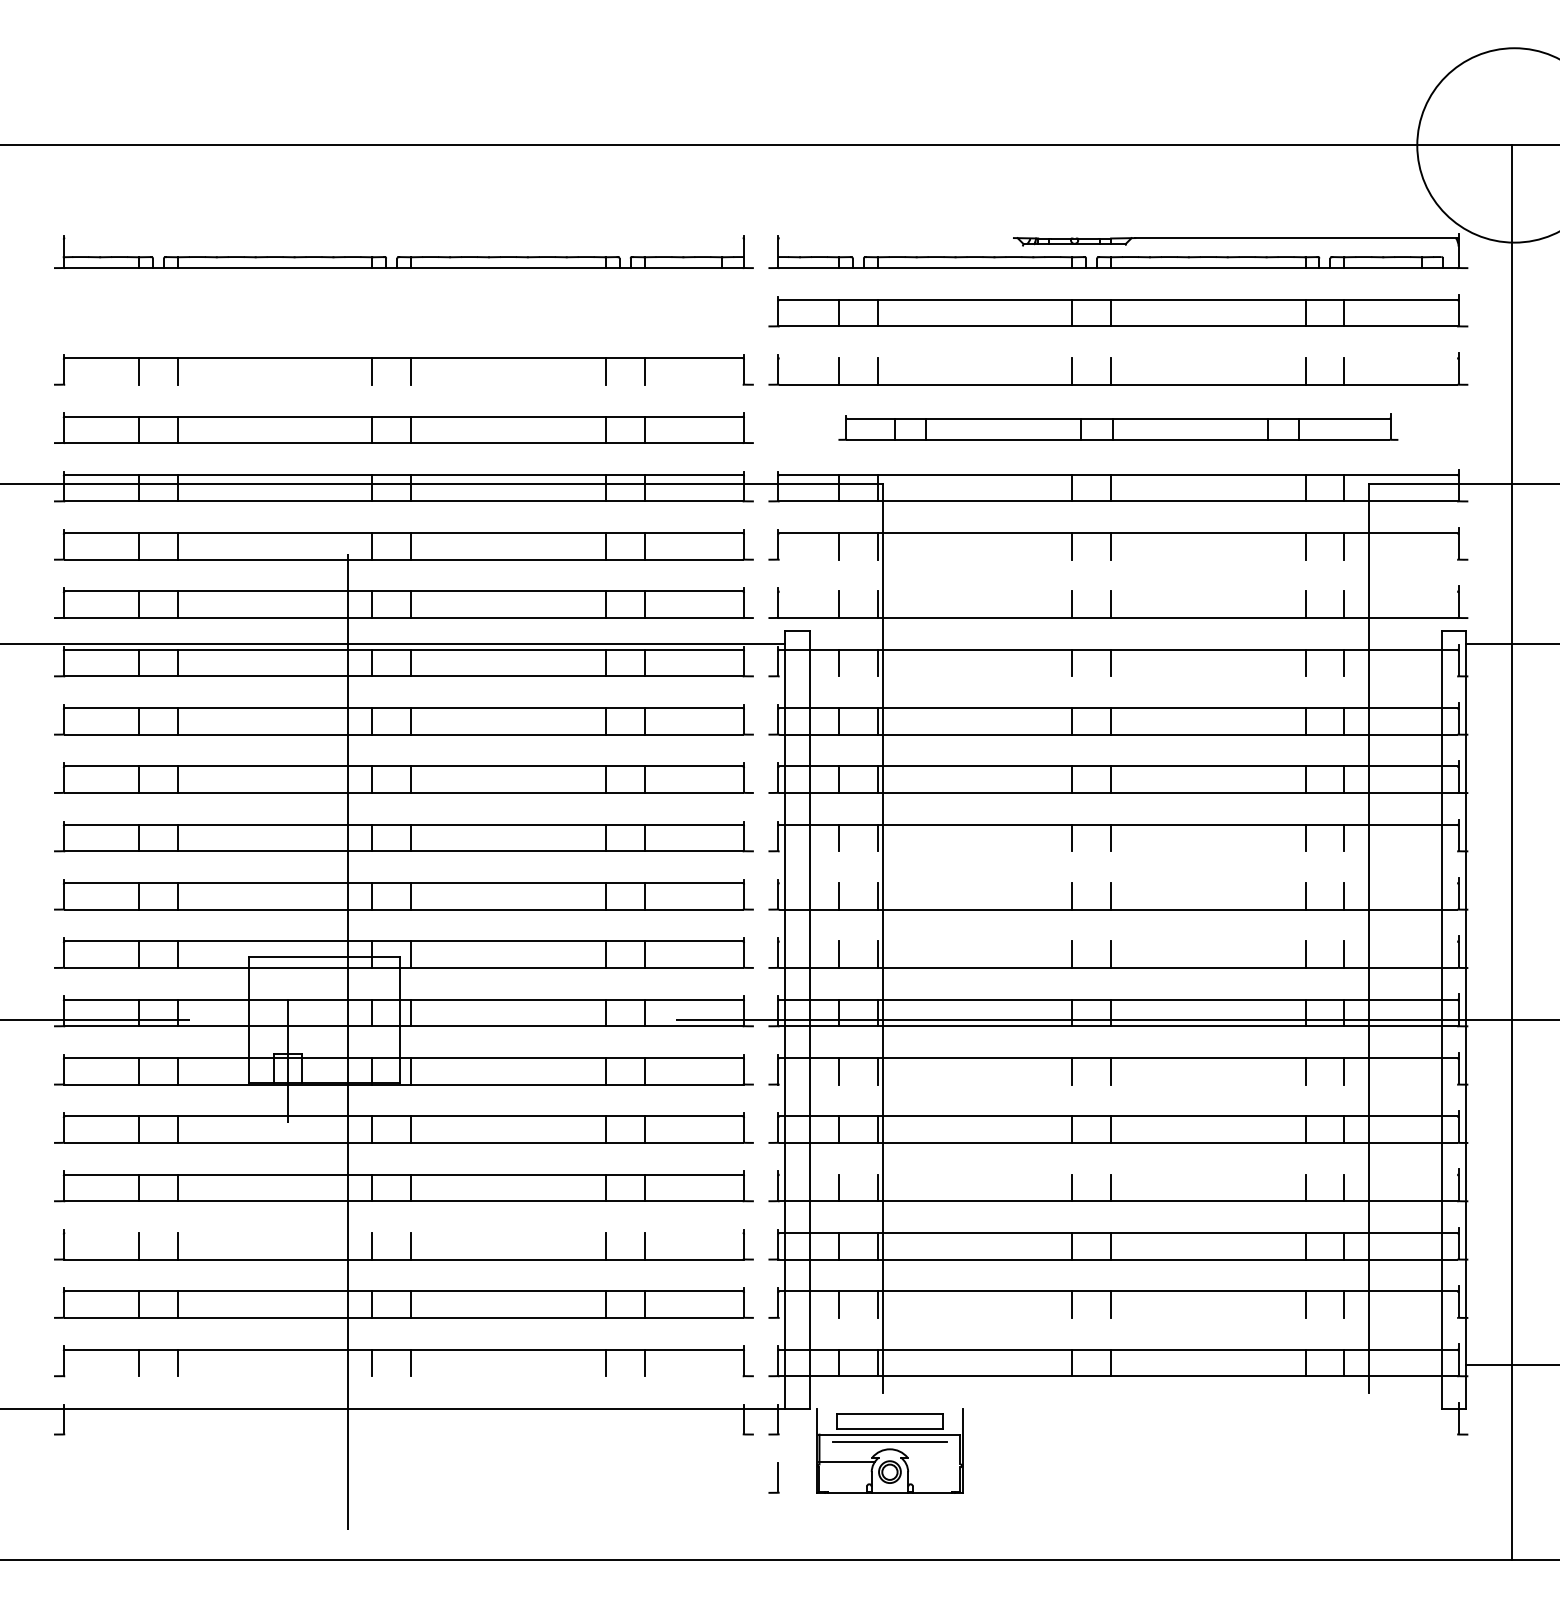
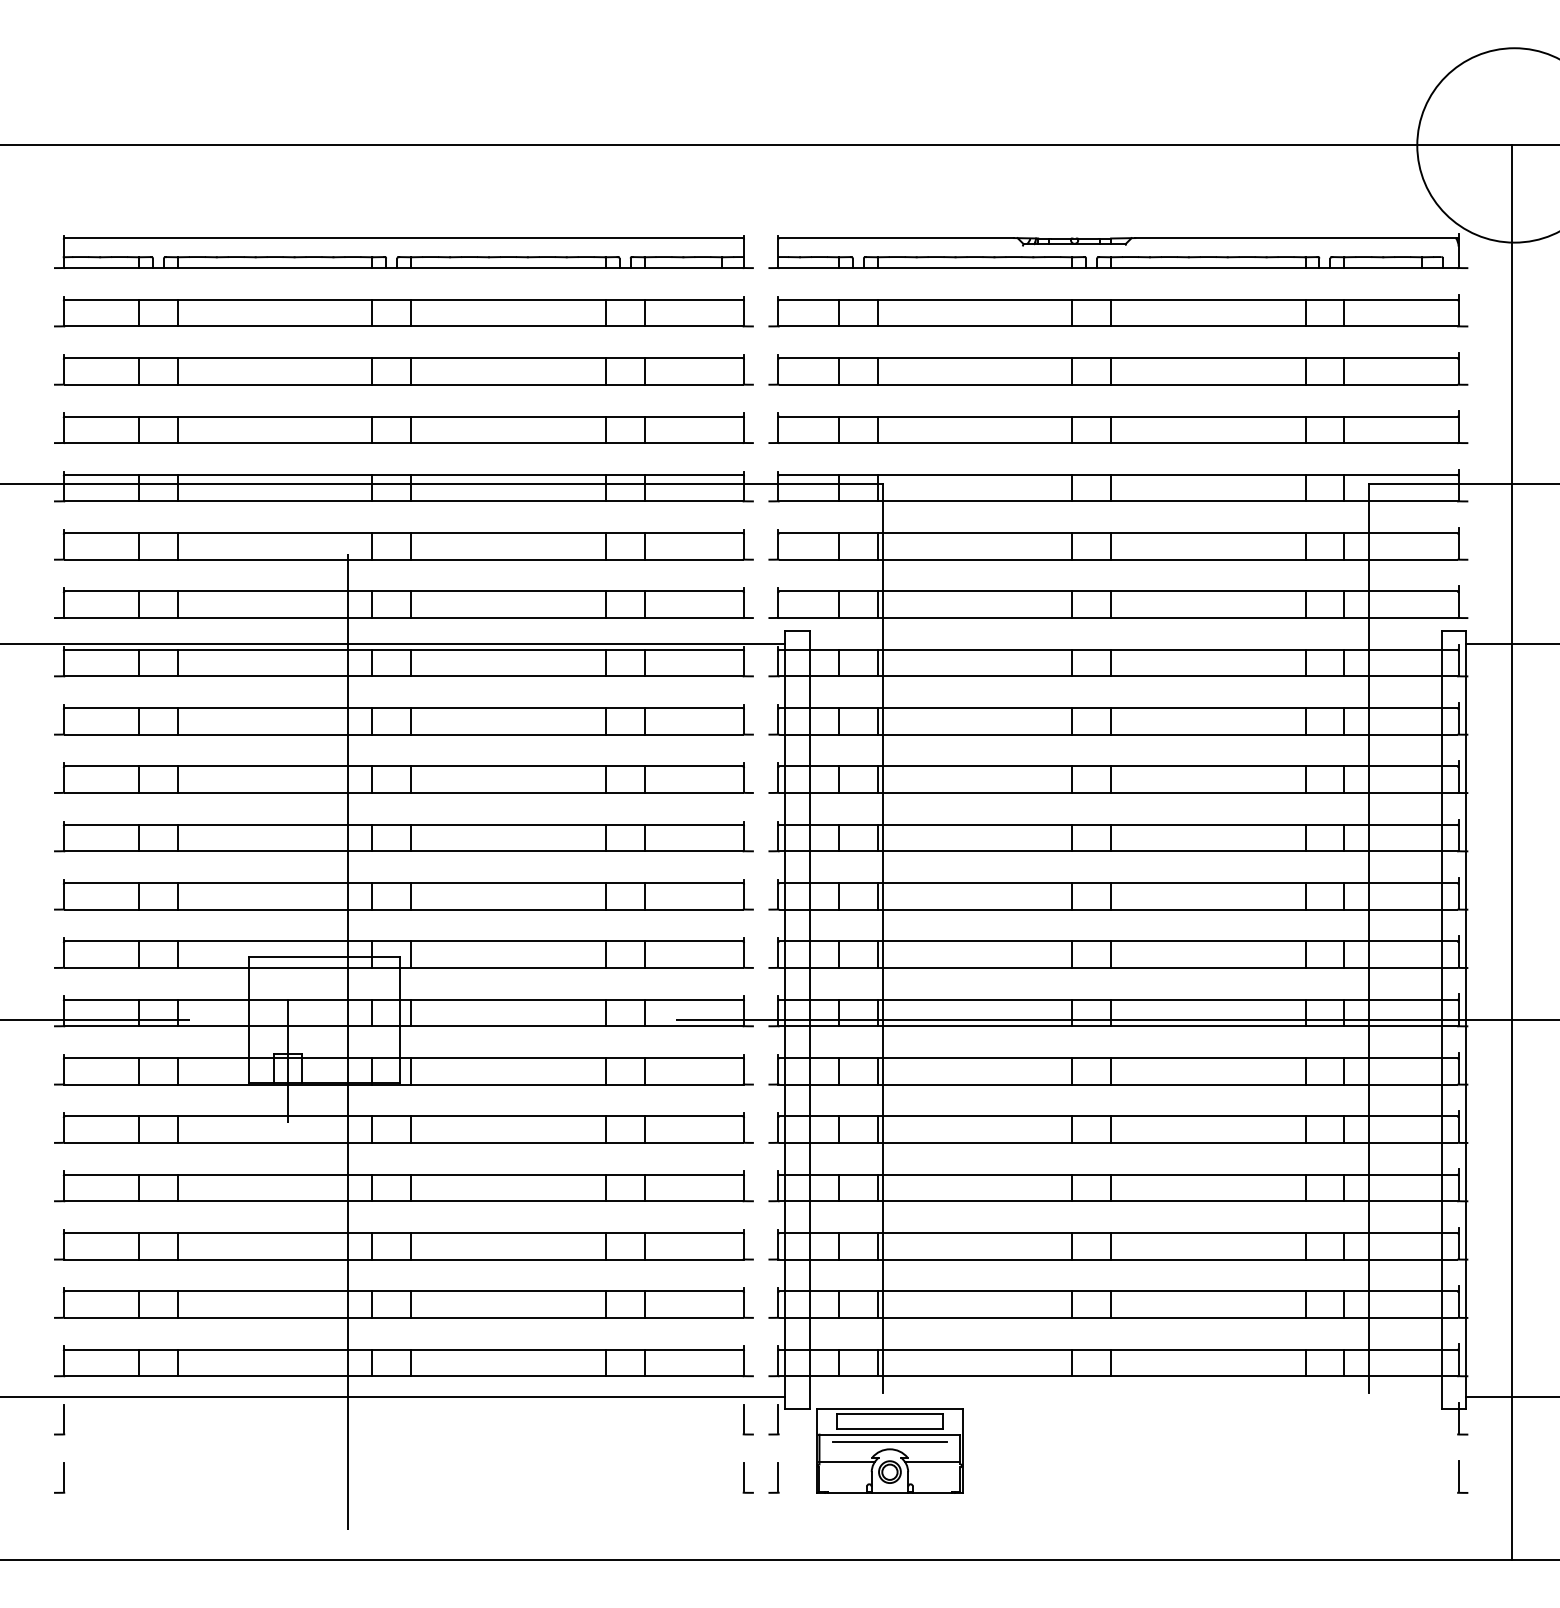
line: none -> present (403, 238)
line: none -> present (896, 238)
part: none -> present (403, 311)
line: none -> present (1118, 358)
line: none -> present (403, 384)
part size: 561x28 px -> 701x34 px (1118, 426)
line: none -> present (1118, 559)
line: none -> present (1118, 591)
line: none -> present (1118, 676)
line: none -> present (1118, 851)
line: none -> present (1118, 883)
line: none -> present (1118, 941)
line: none -> present (1118, 1084)
line: none -> present (1118, 1174)
line: none -> present (403, 1233)
line: none -> present (1118, 1317)
line position: (1510, 1364) -> (1510, 1396) (1510, 1396)
line: none -> present (403, 1376)
line position: (393, 1408) -> (393, 1396) (393, 1396)
line: none -> present (889, 1409)
line: none -> present (932, 1461)
part: none -> present (1462, 1476)
part: none -> present (59, 1477)
part: none -> present (747, 1477)
